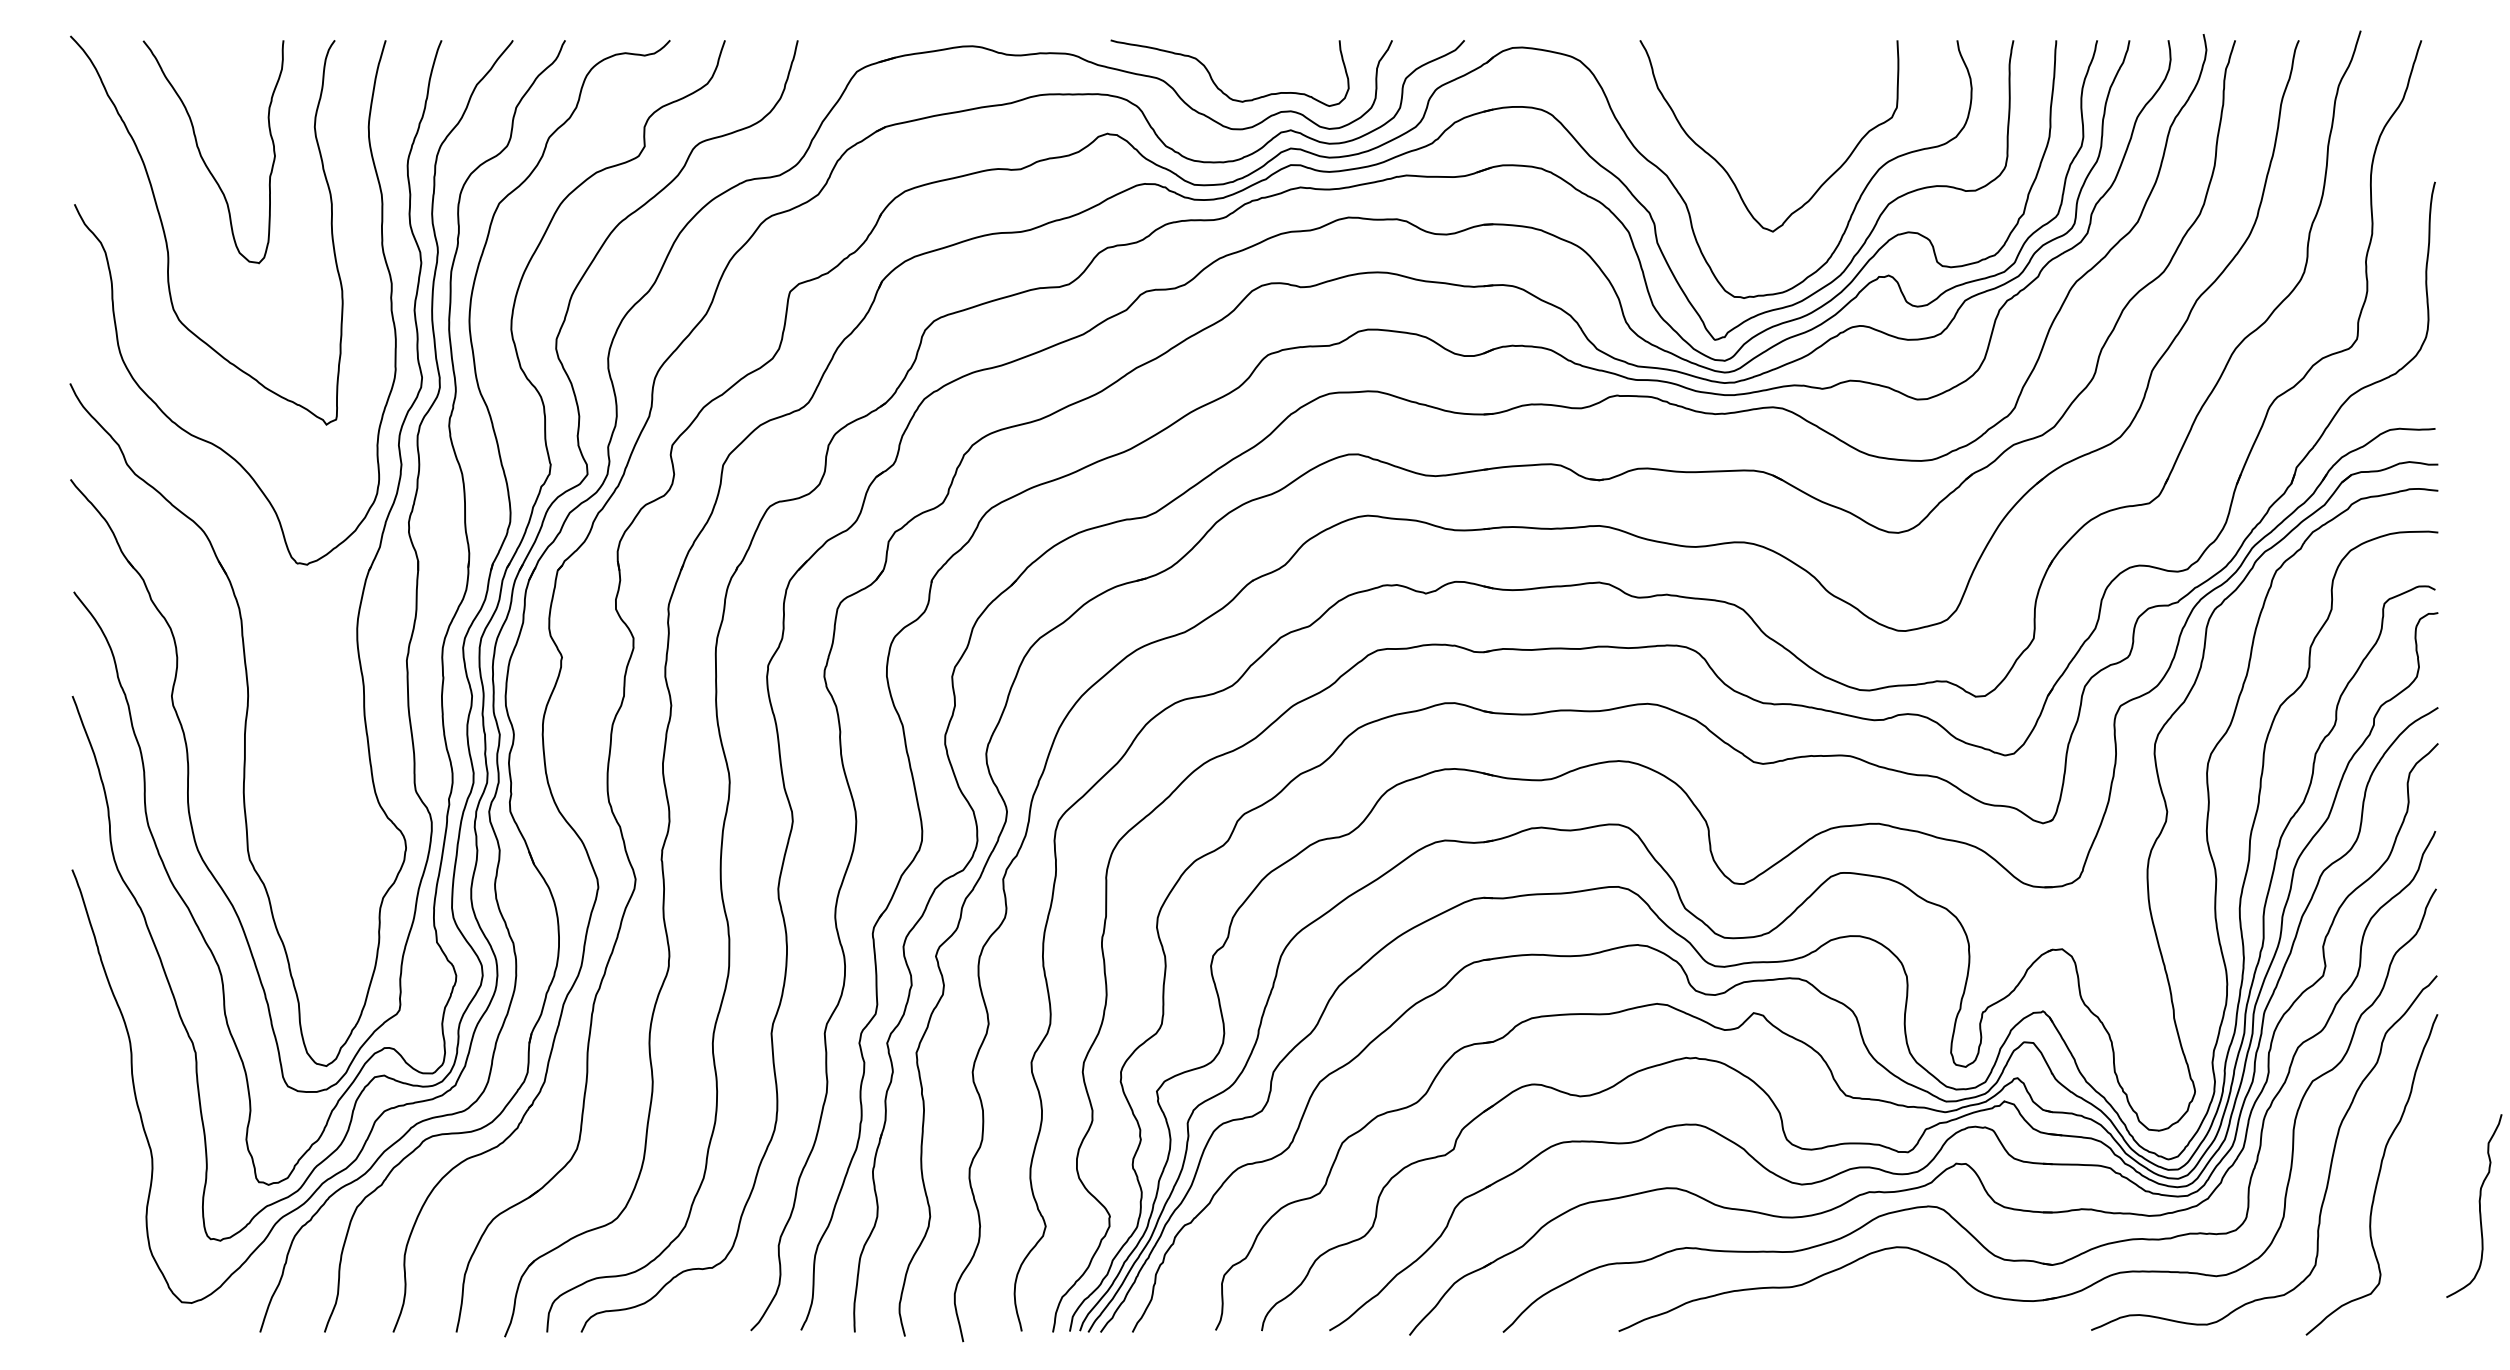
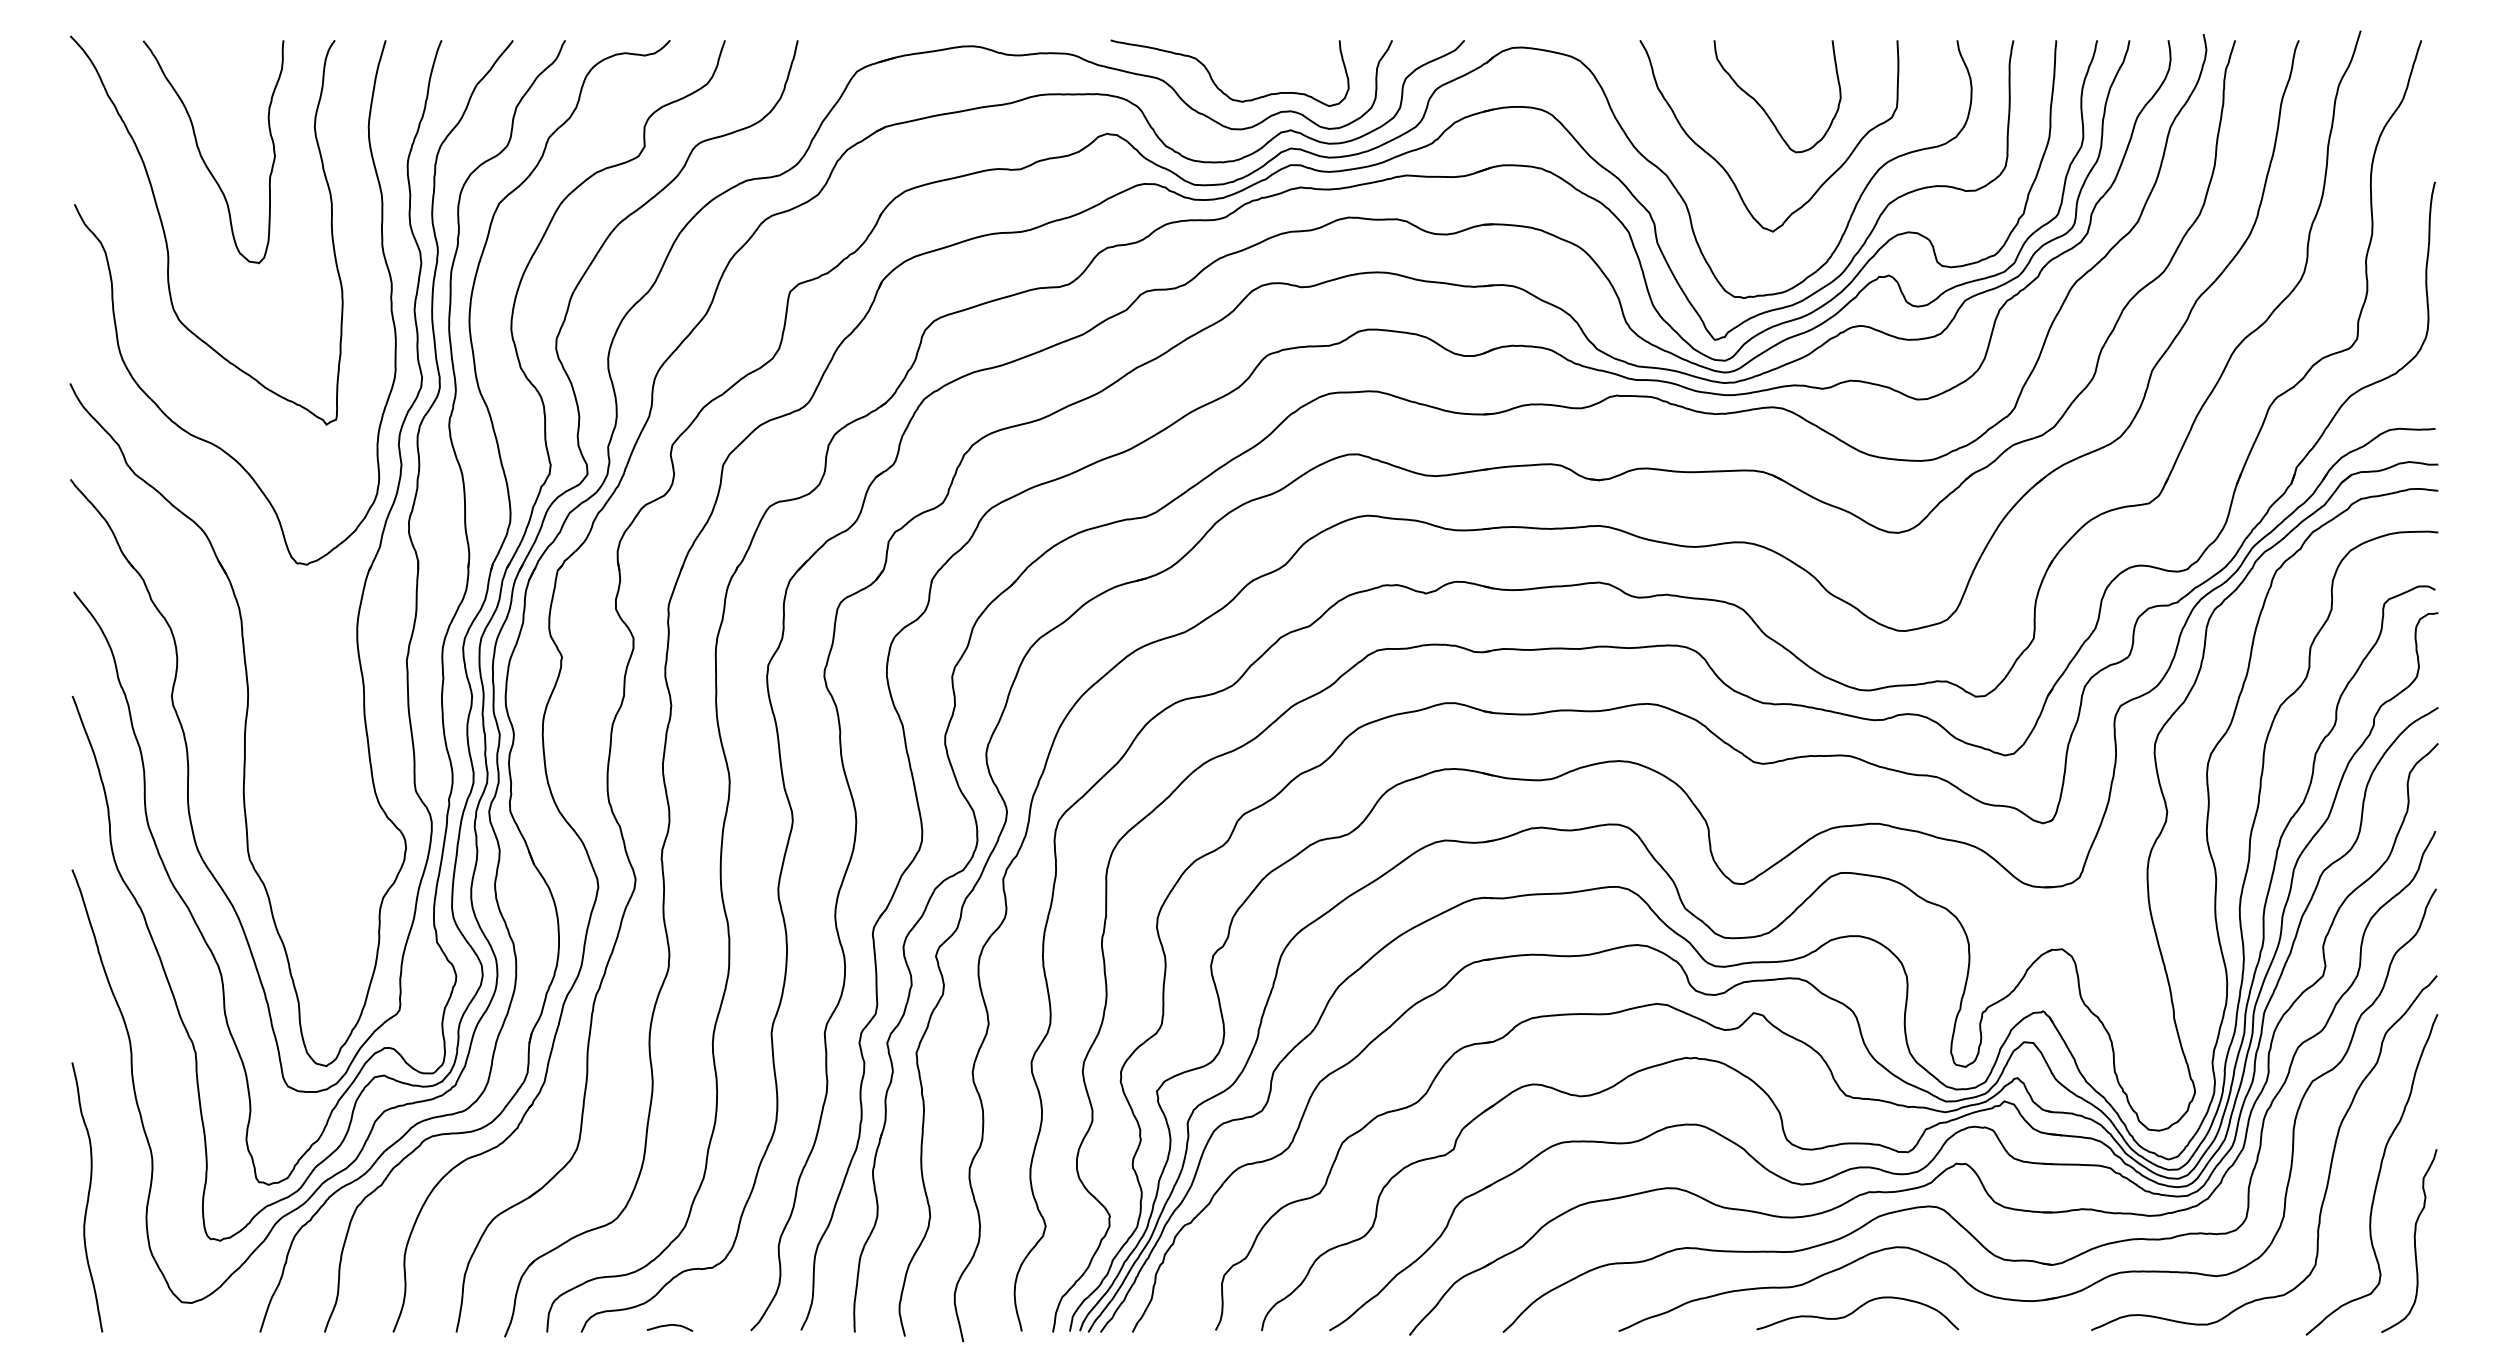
curve: none -> present (1762, 106)
curve: none -> present (87, 1197)
curve position: (2478, 1202) -> (2413, 1237) (2413, 1237)
curve: none -> present (1855, 1311)
curve: none -> present (668, 1326)
